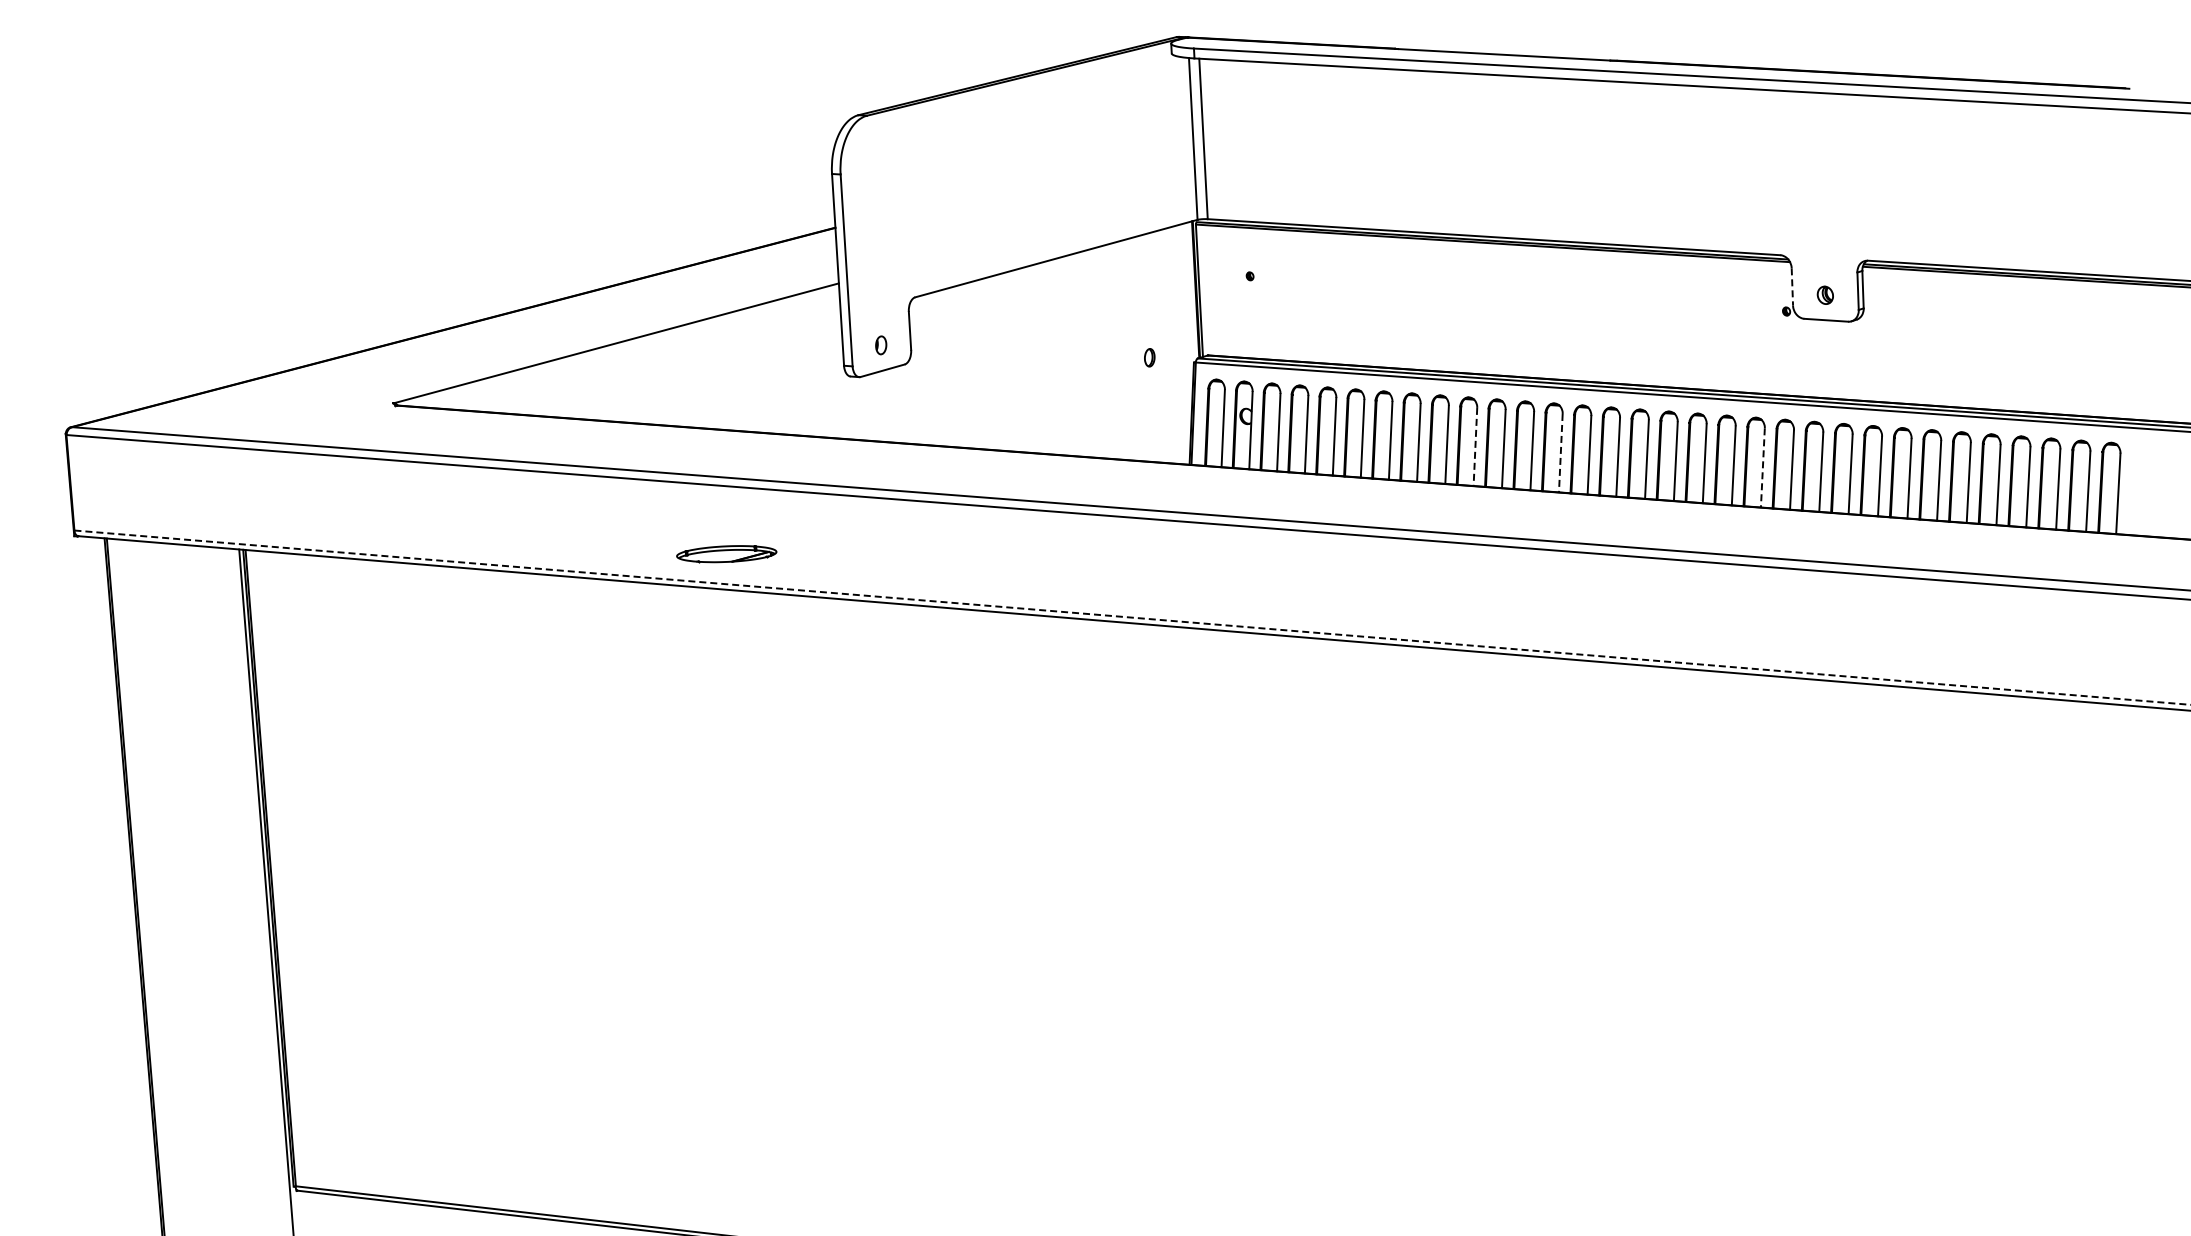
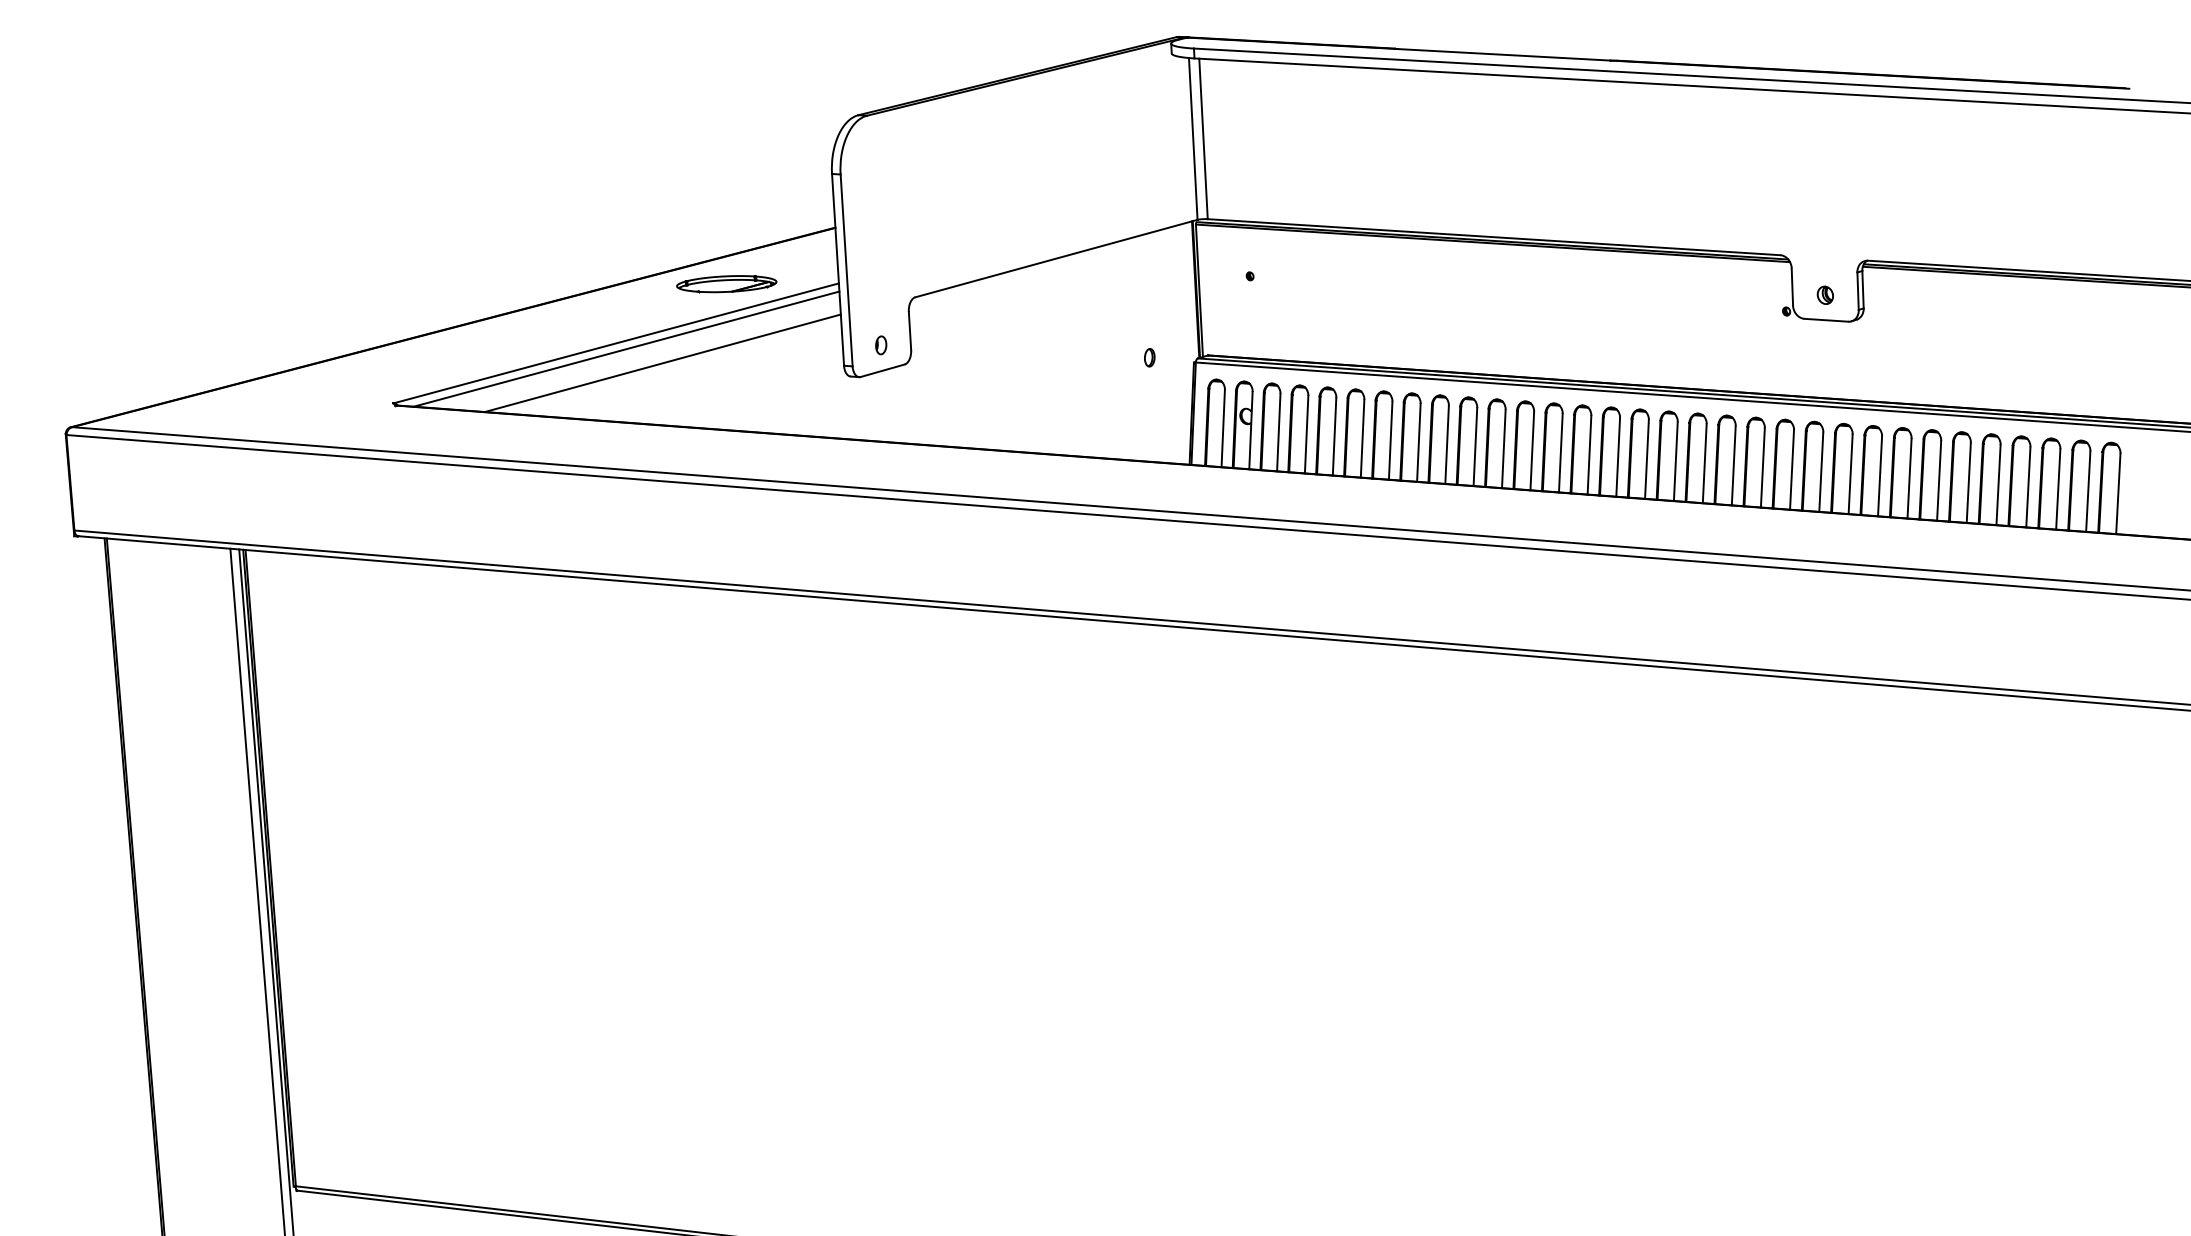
line: dashed -> solid (1792, 287)
line: none -> present (626, 348)
line: none -> present (662, 363)
line: dashed -> solid (1475, 447)
line: dashed -> solid (1560, 453)
line: dashed -> solid (1762, 467)
part position: (726, 554) -> (726, 284) (726, 284)
line: dashed -> solid (1132, 617)
line: none -> present (257, 890)
